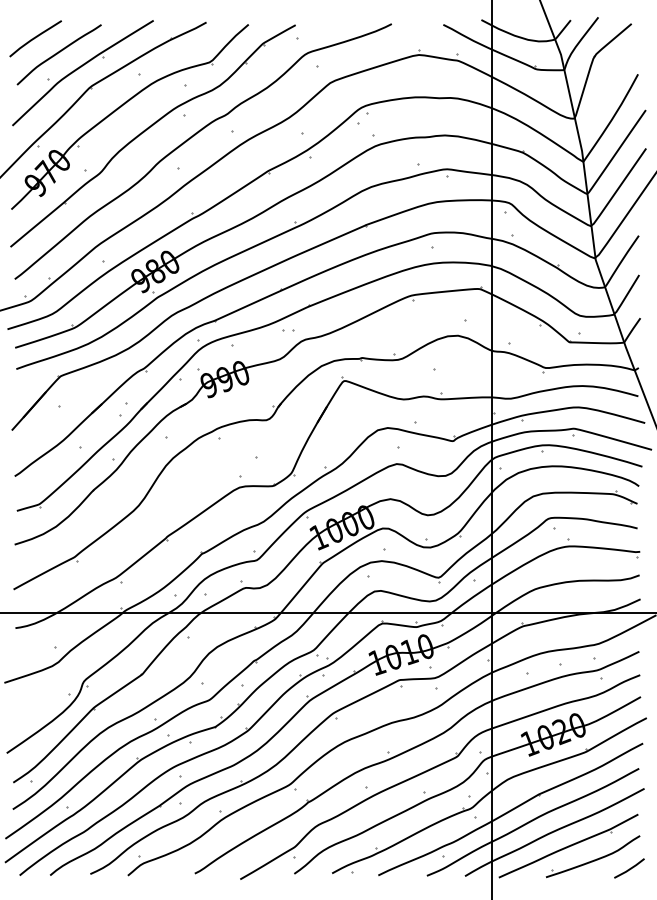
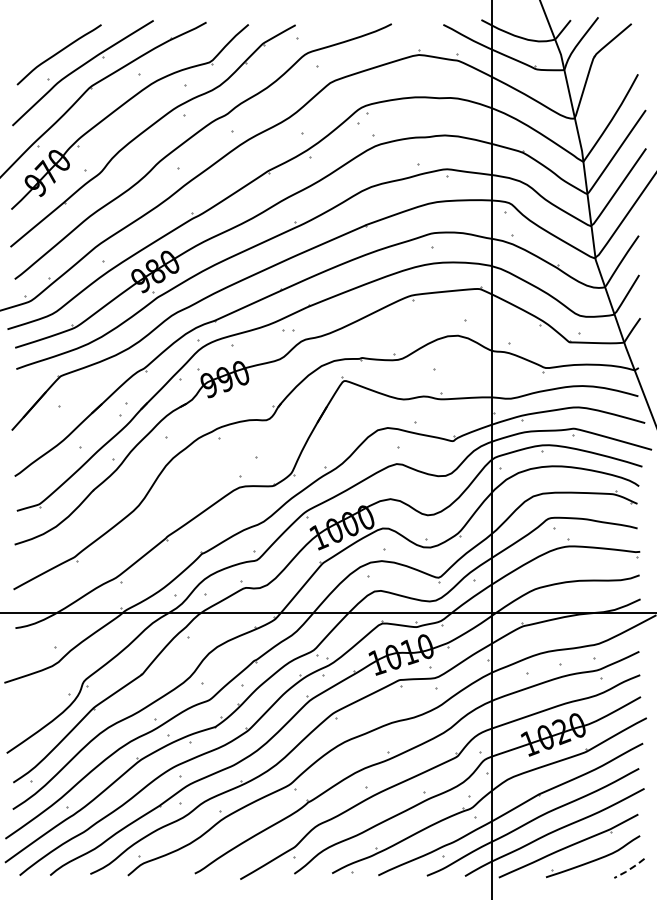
curve: present -> none (35, 38)
line: solid -> dashed (629, 869)
